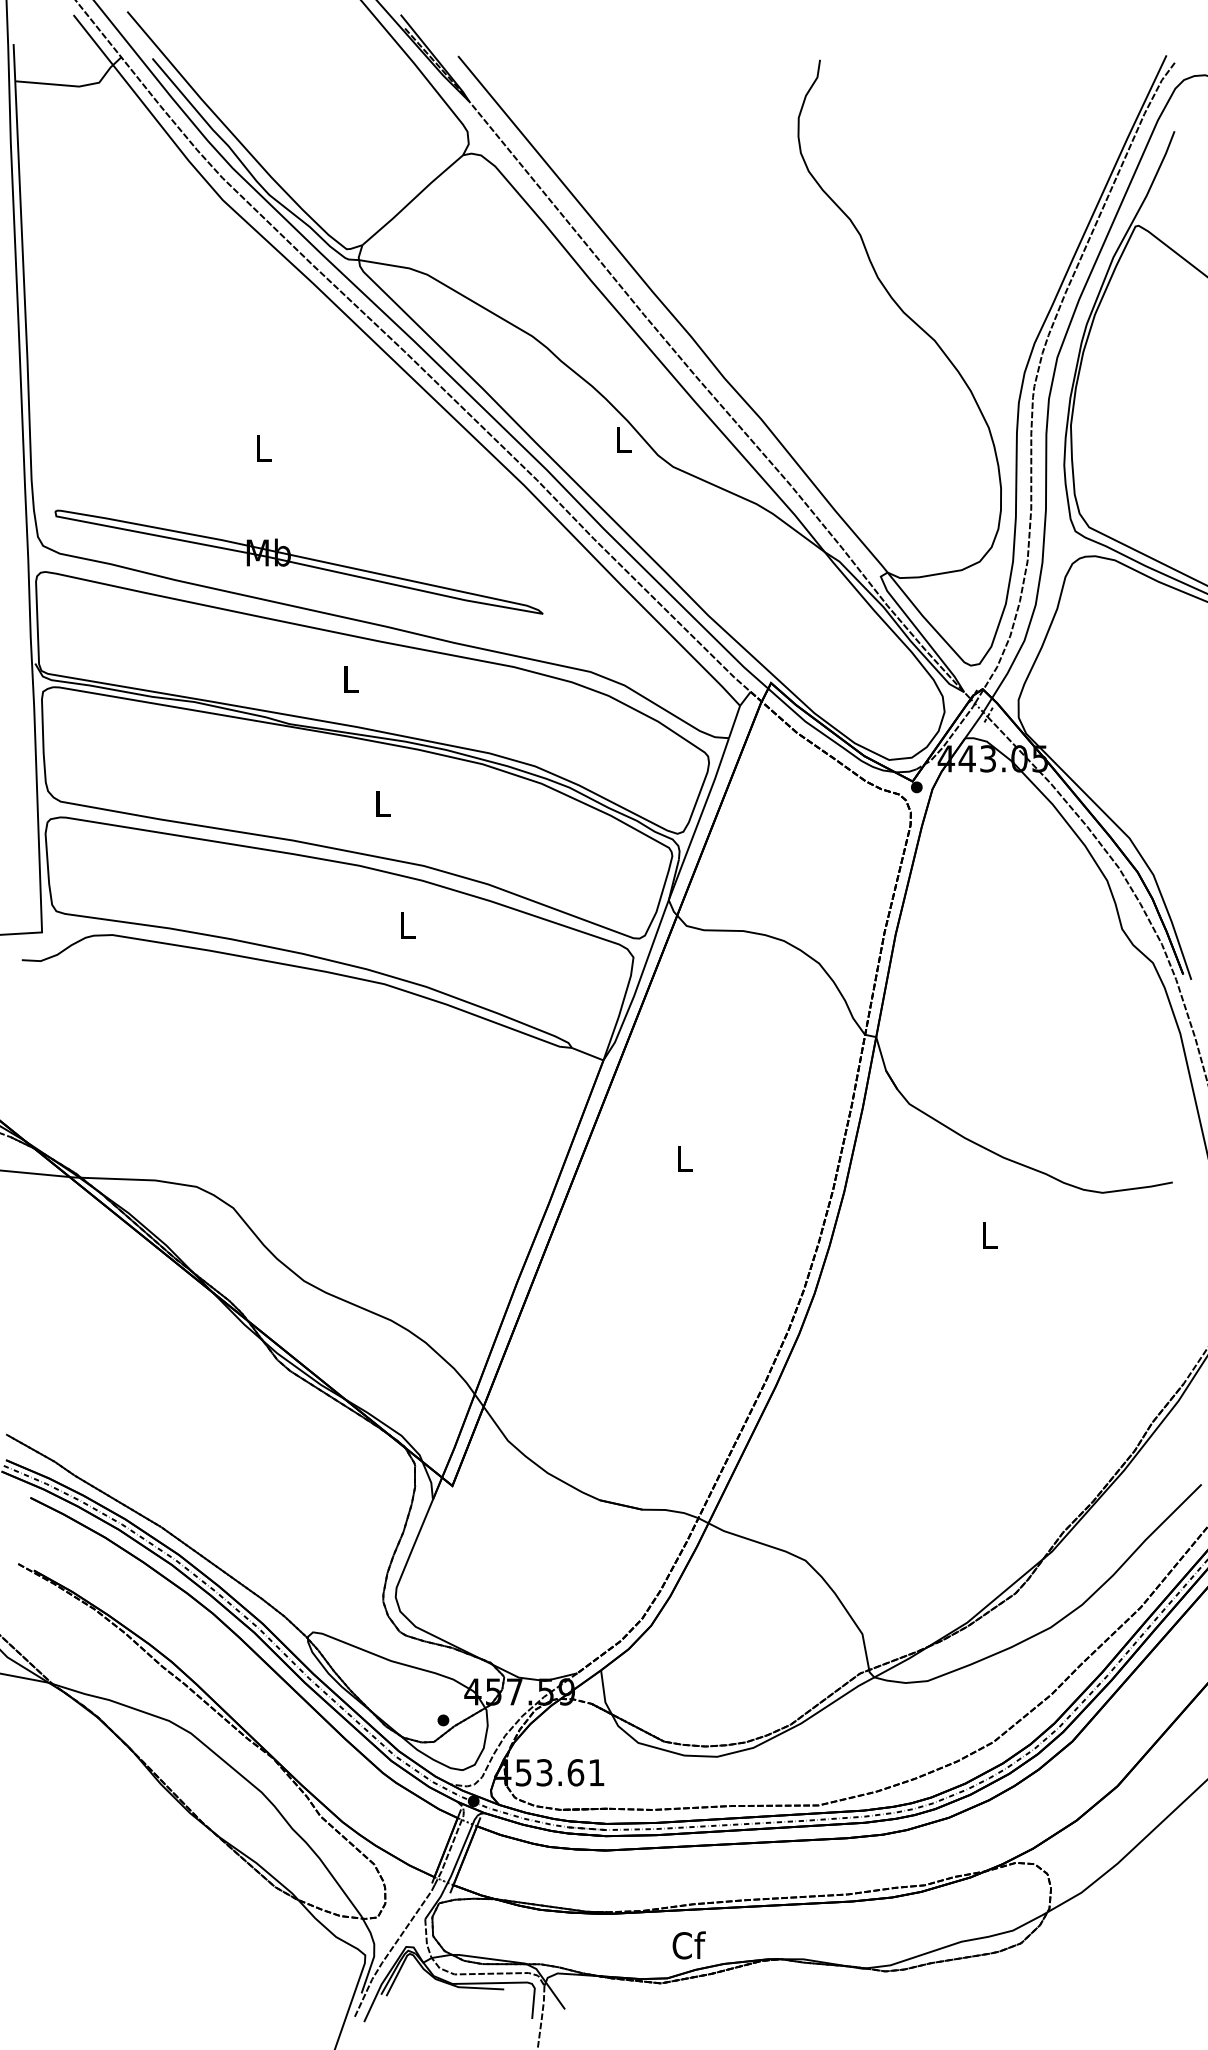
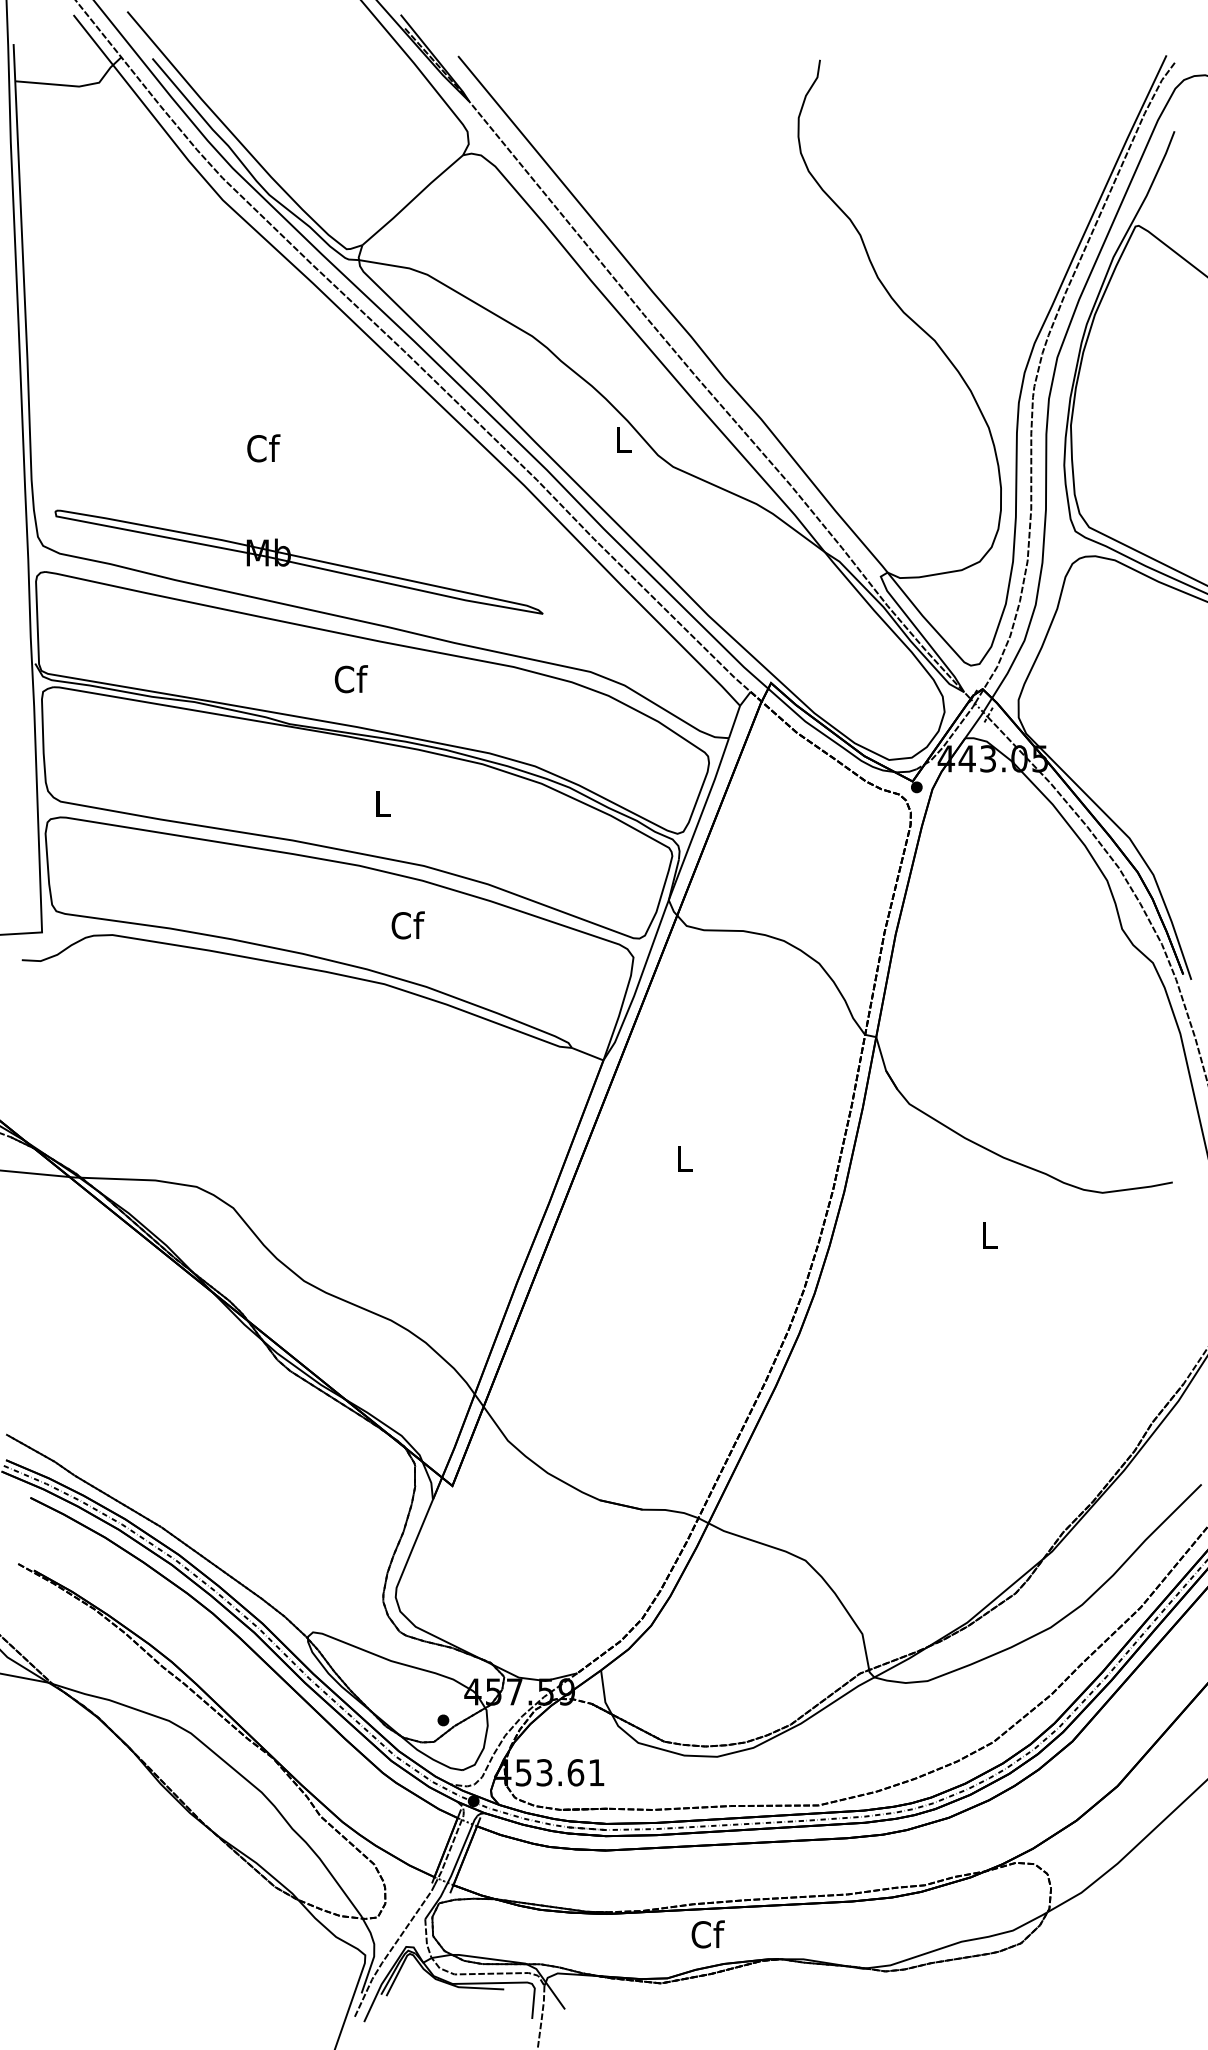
text: L -> Cf (263, 448)
text: L -> Cf (350, 679)
text: L -> Cf (407, 925)
text position: (688, 1945) -> (707, 1934) (707, 1934)
